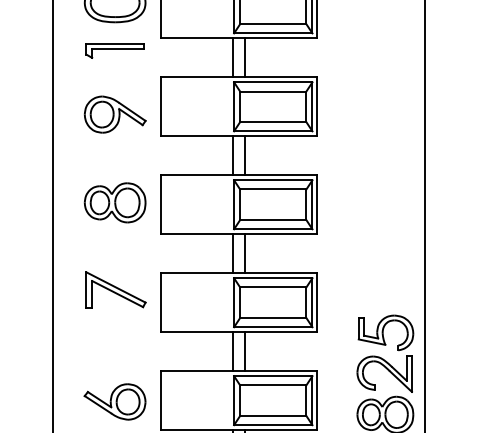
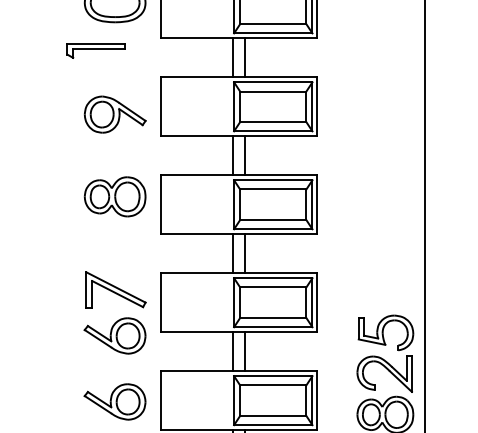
part position: (114, 50) -> (95, 50) (95, 50)
part position: (114, 202) -> (114, 196) (114, 196)
line: present -> none (52, 215)
part: none -> present (114, 335)
